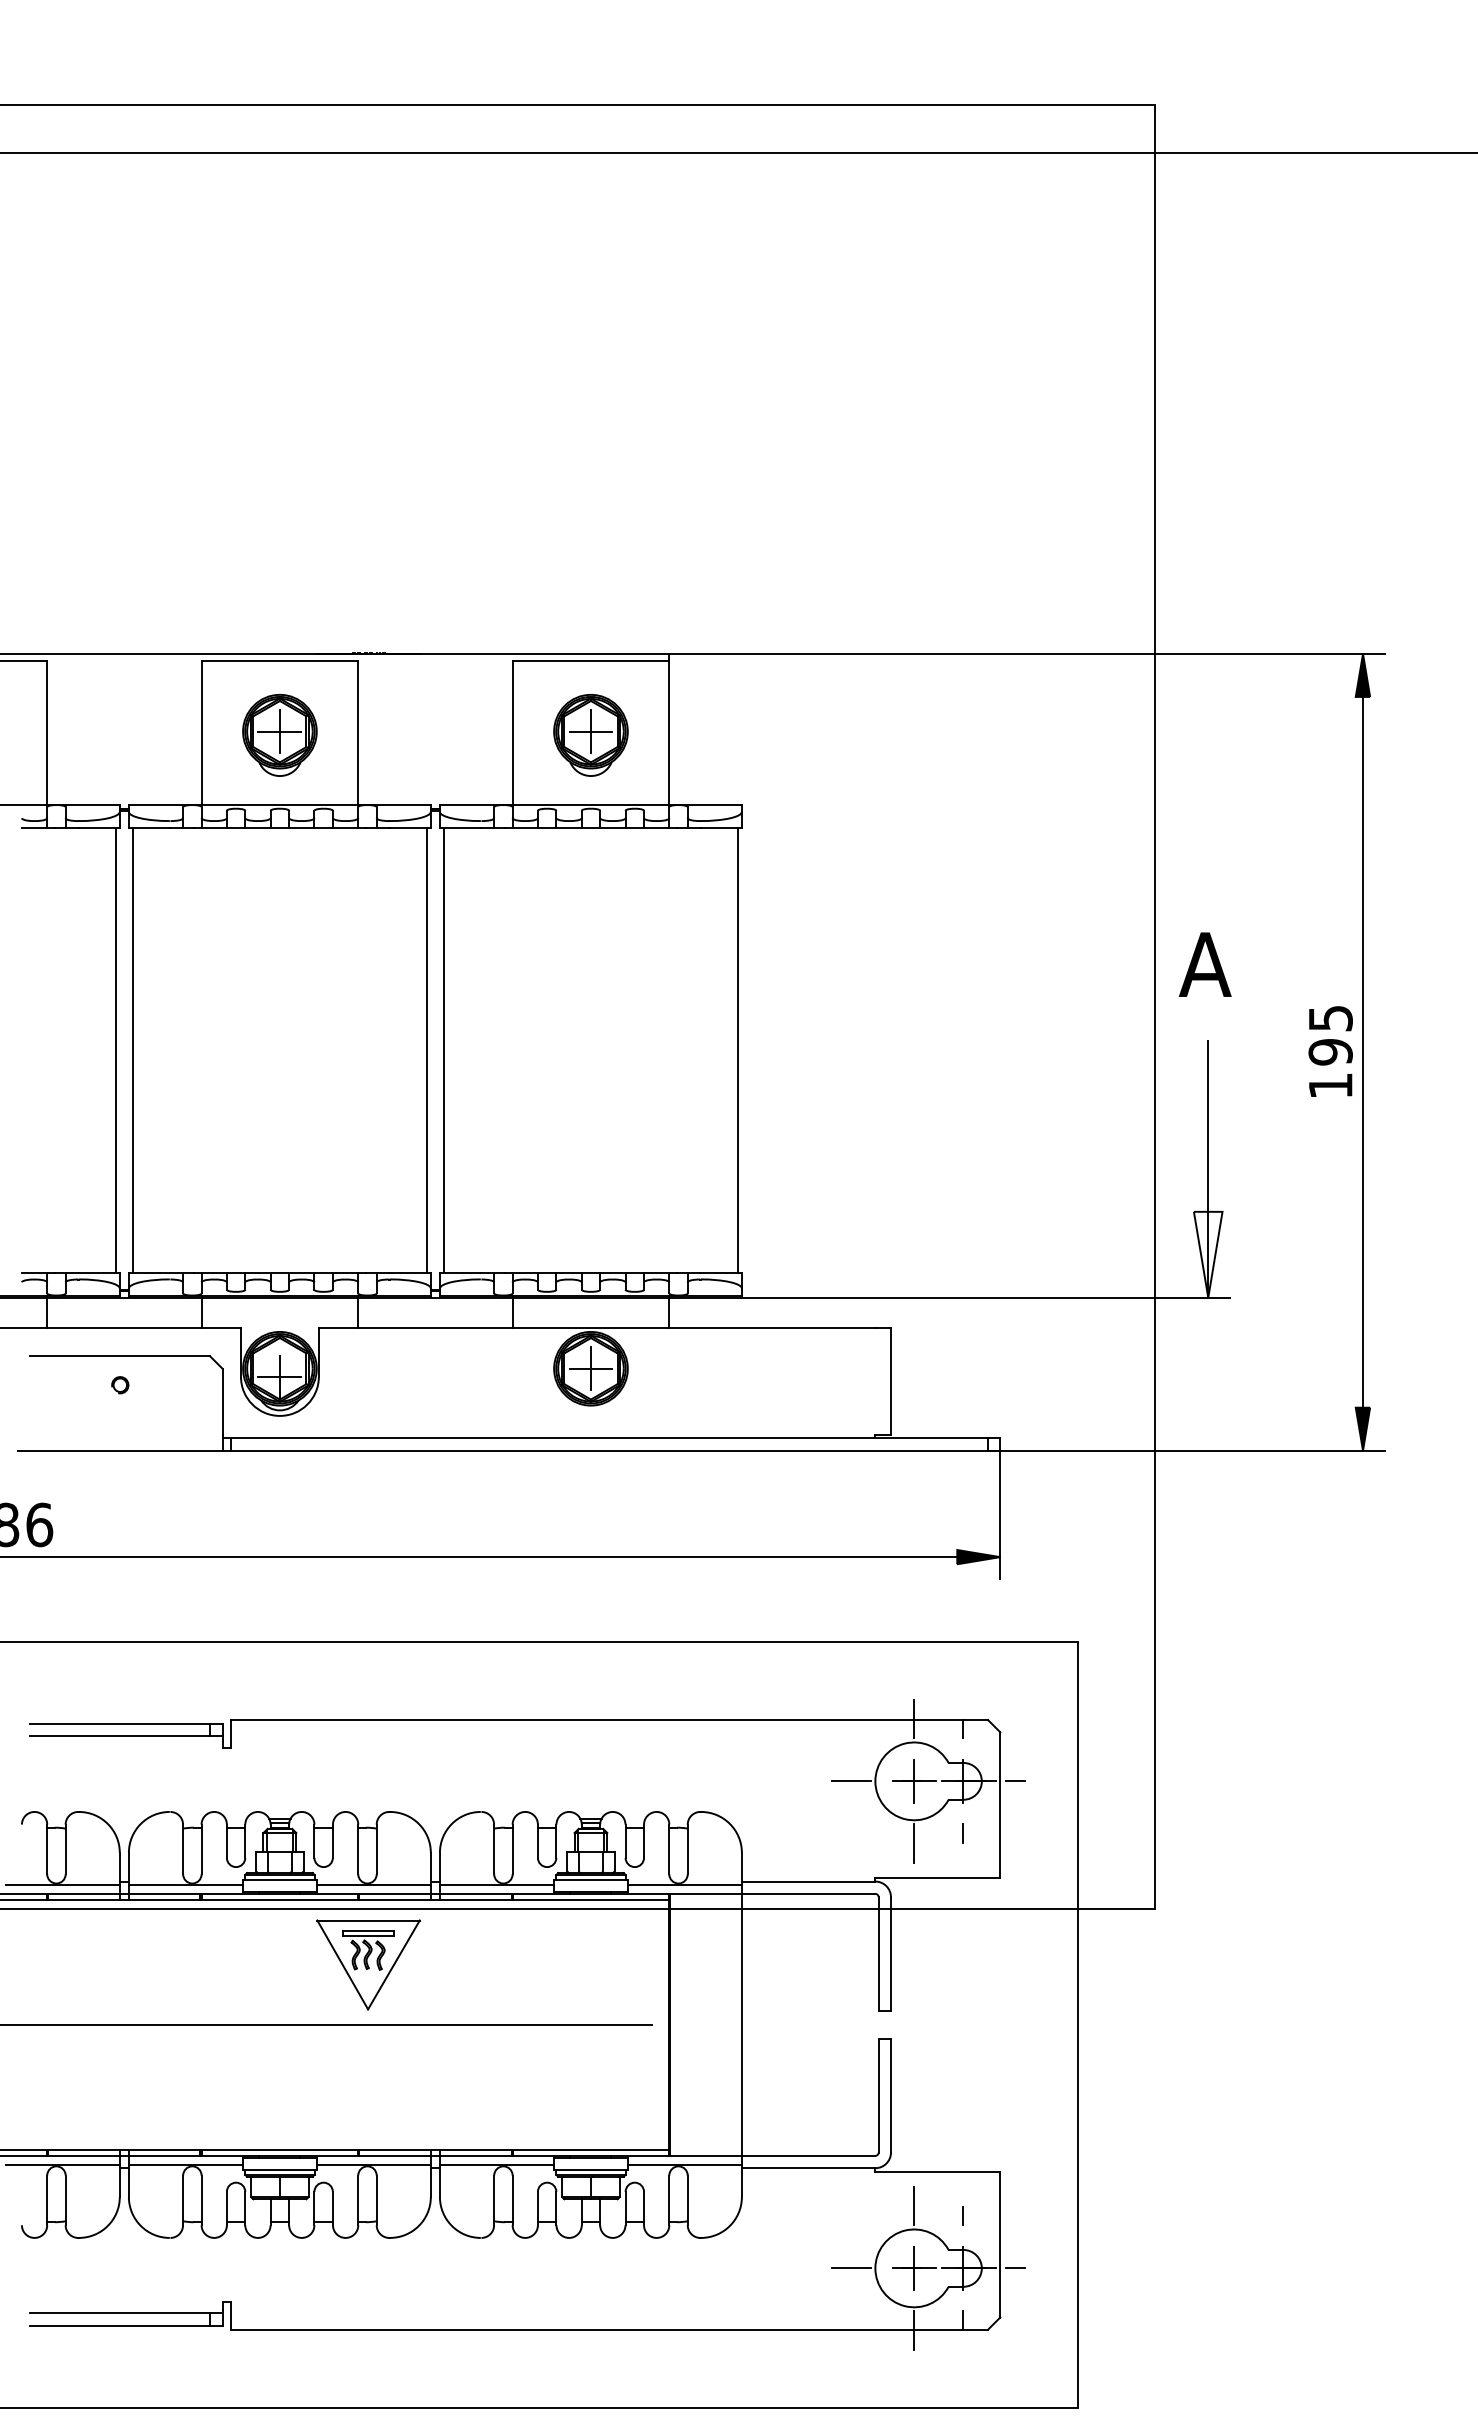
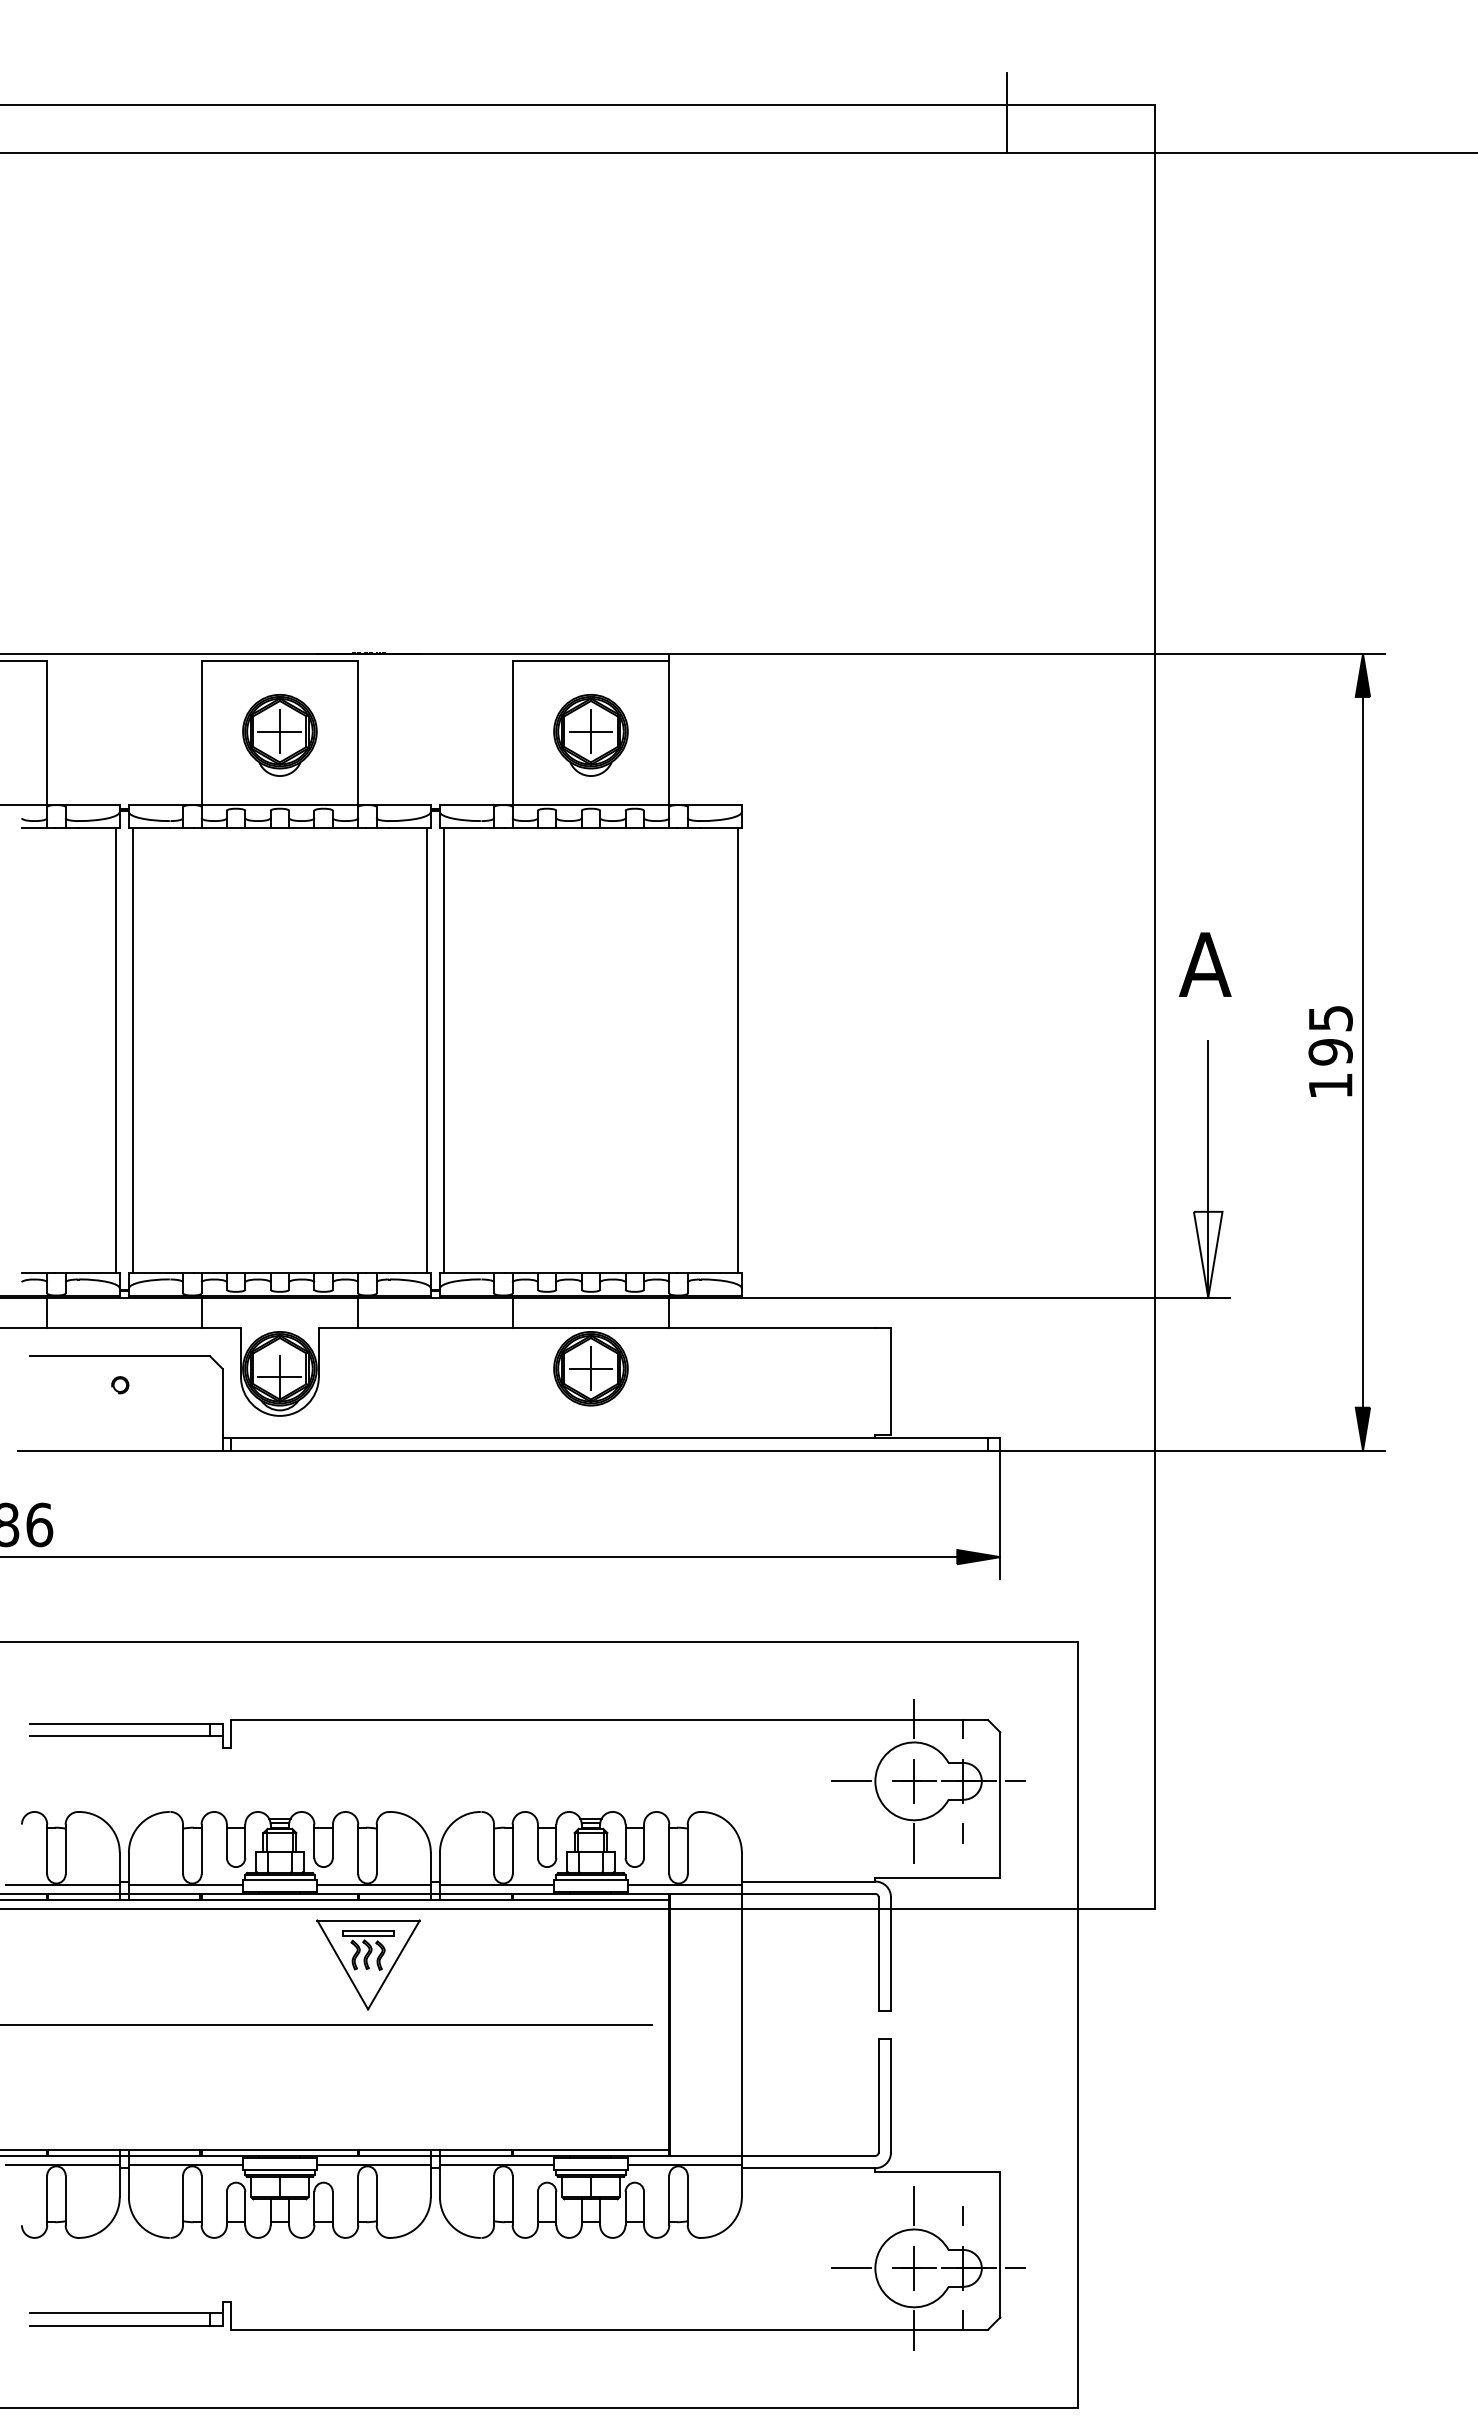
line: none -> present (1007, 112)
